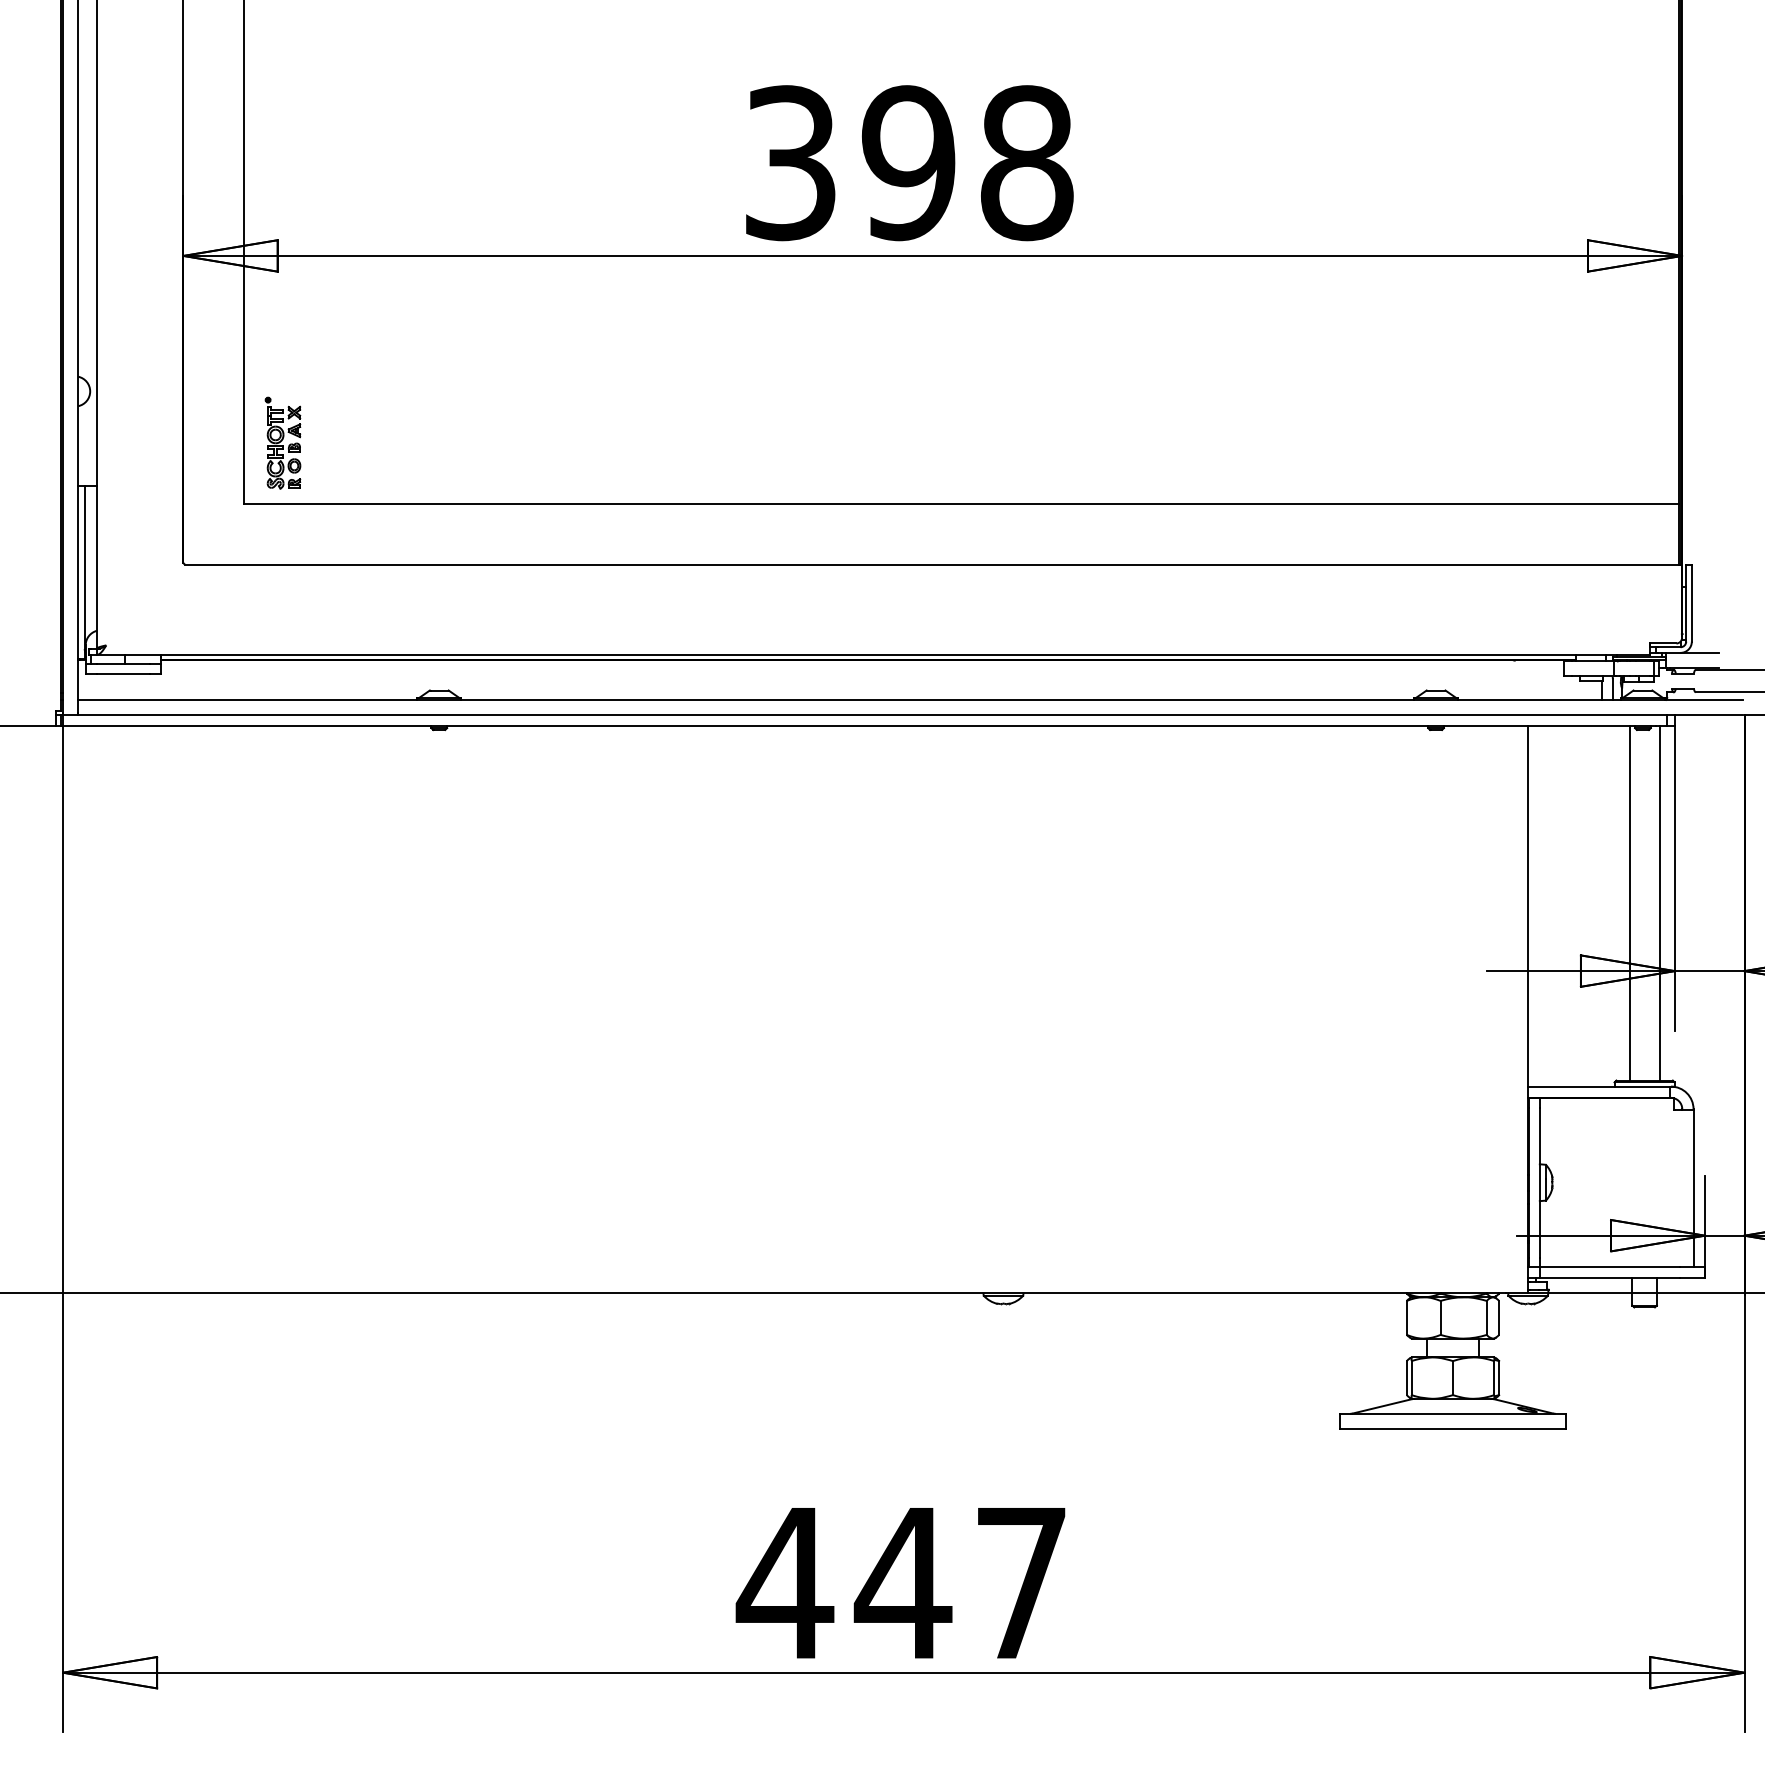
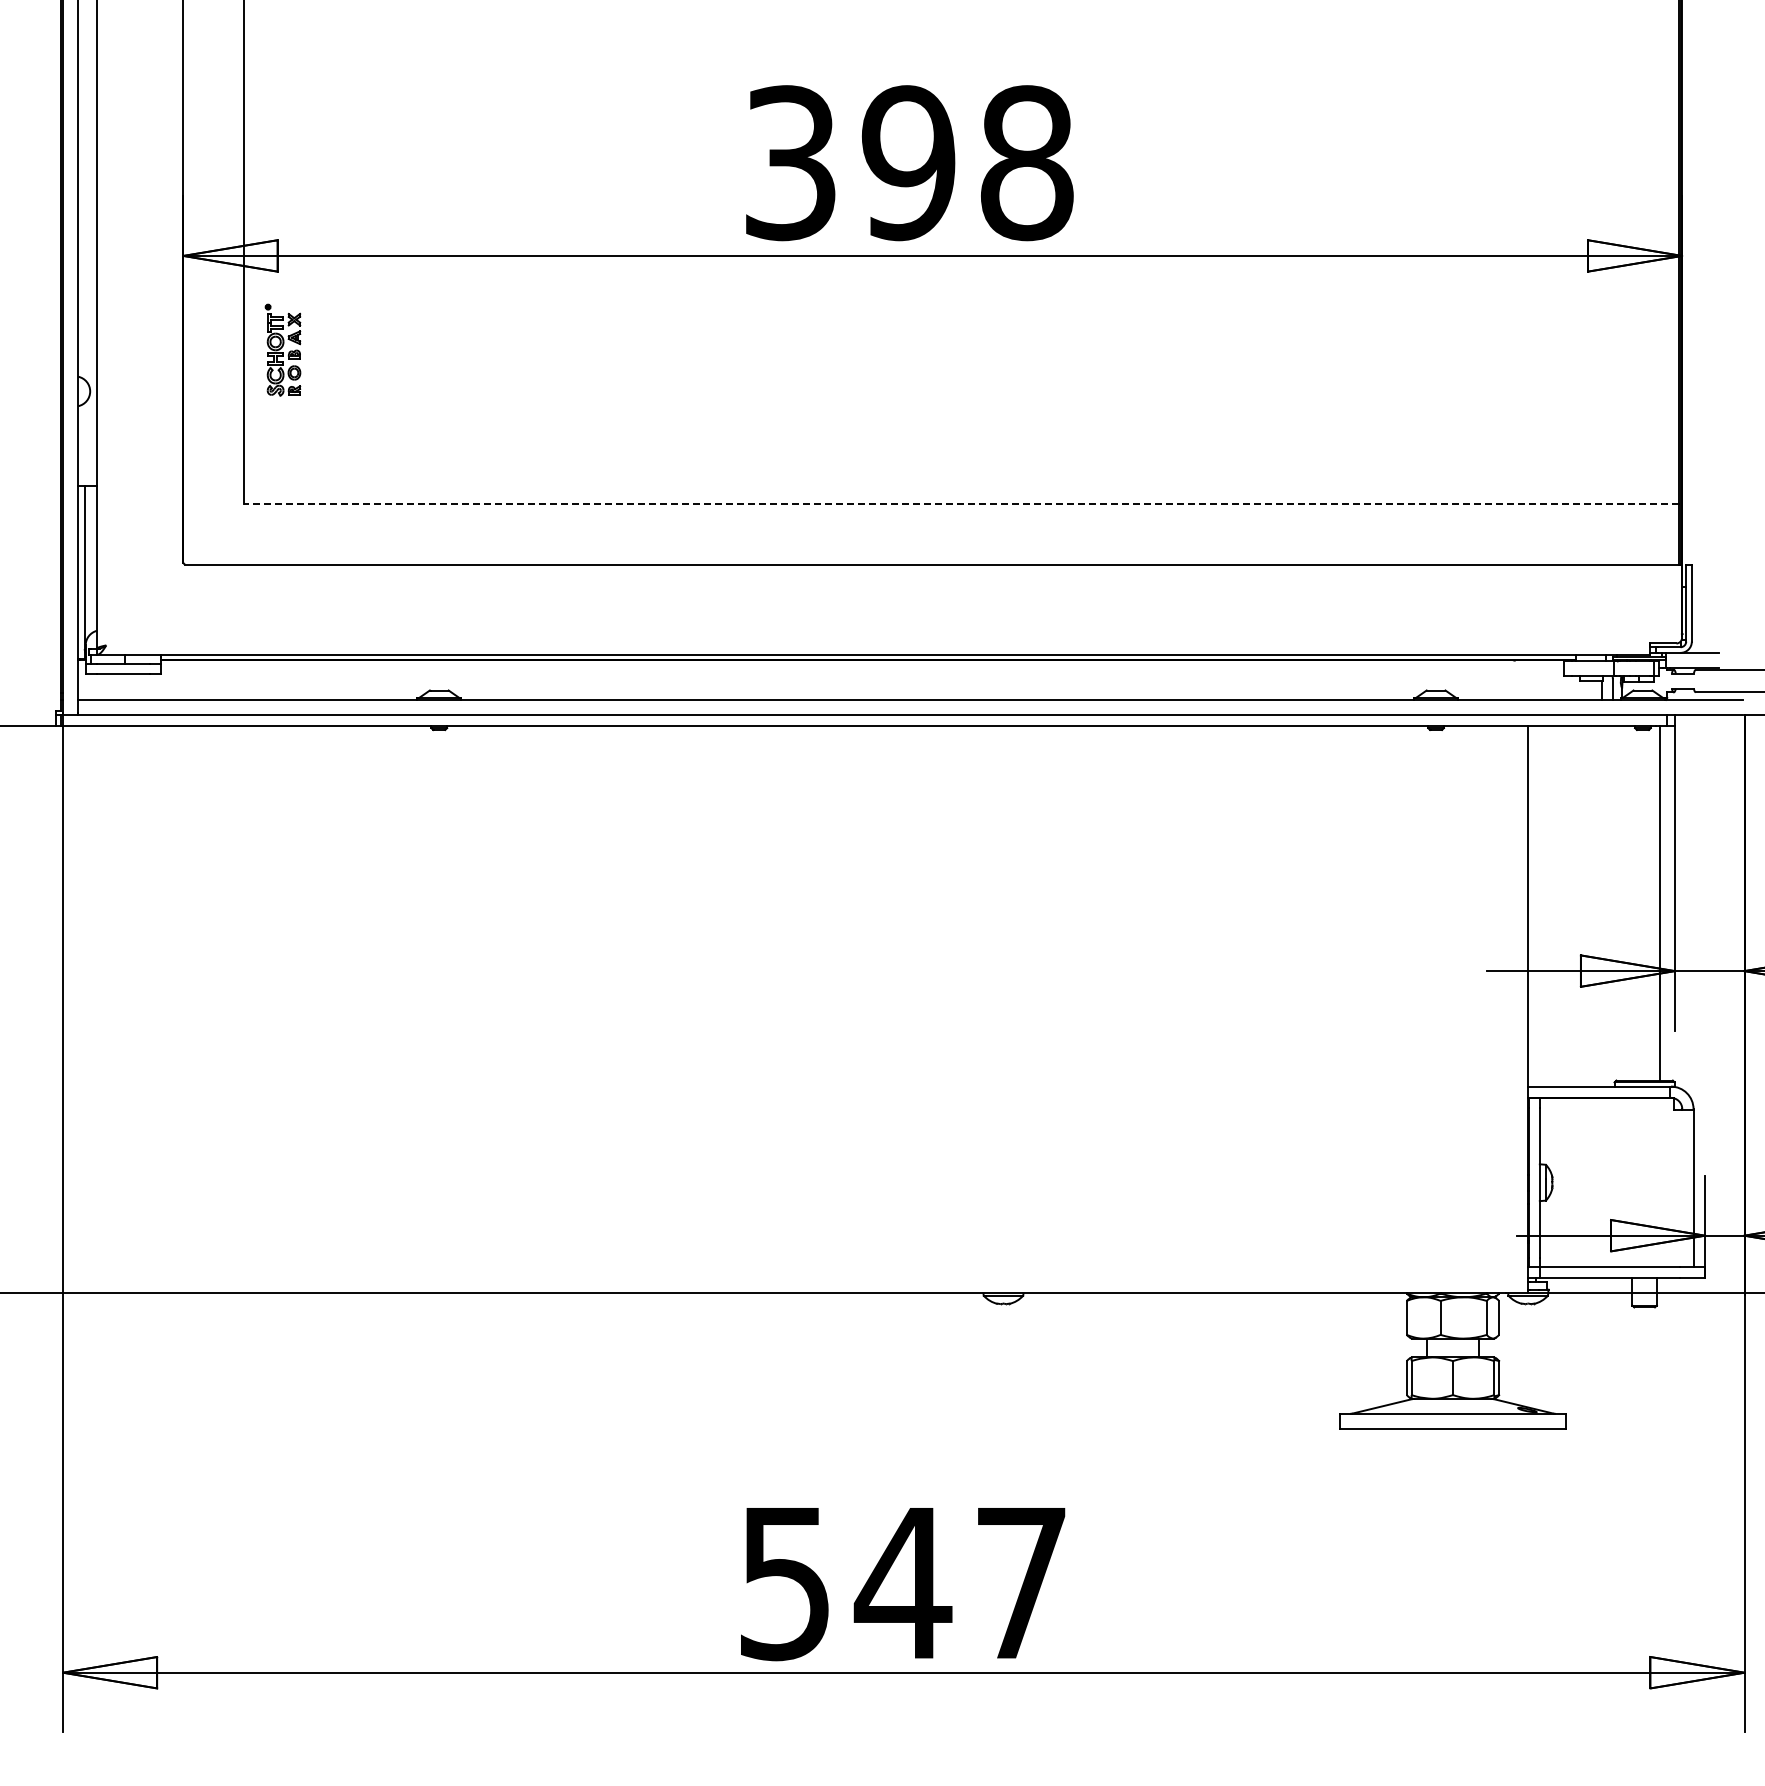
part position: (282, 442) -> (282, 349) (282, 349)
line: solid -> dashed (961, 504)
line: present -> none (1629, 903)
text: 447 -> 547 (784, 1584)
